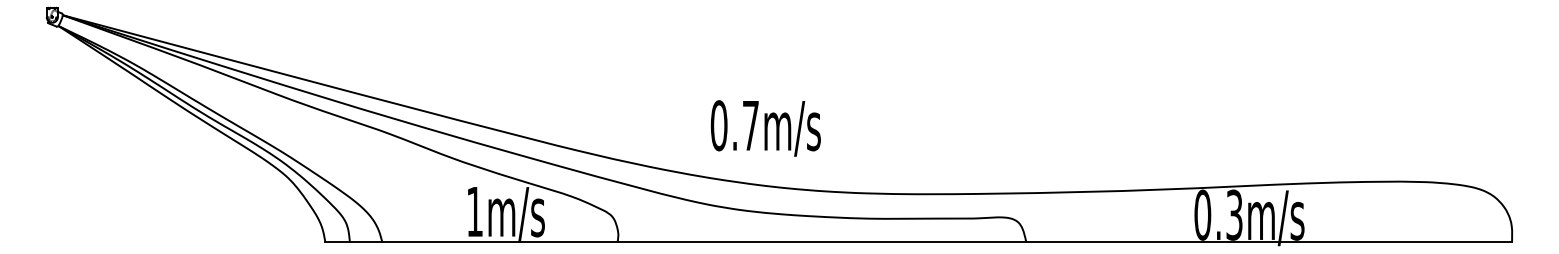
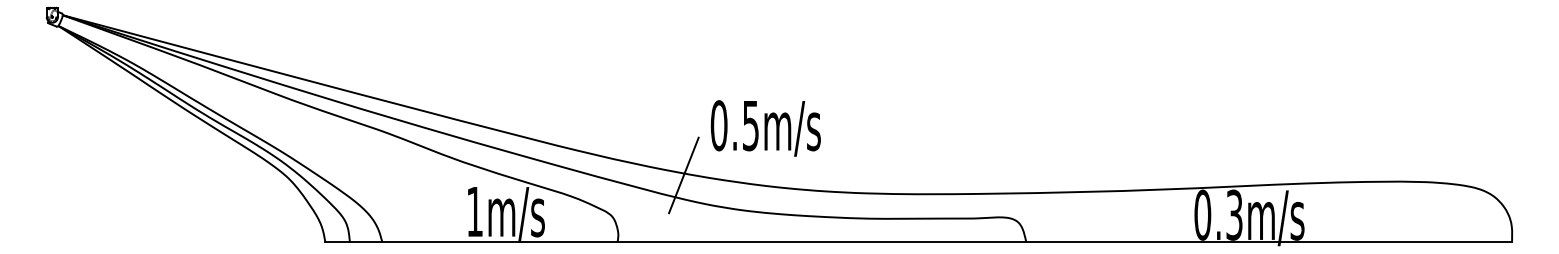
text: 0.7m/s -> 0.5m/s (750, 126)
line: none -> present (683, 175)
